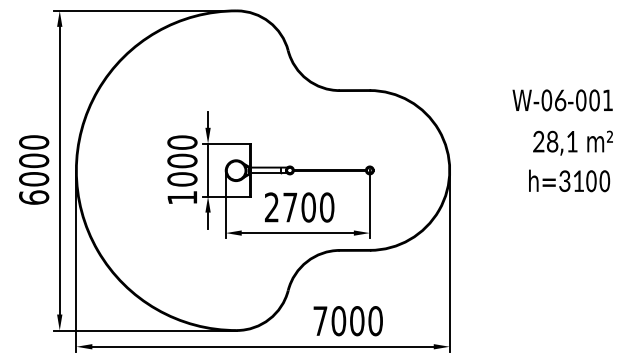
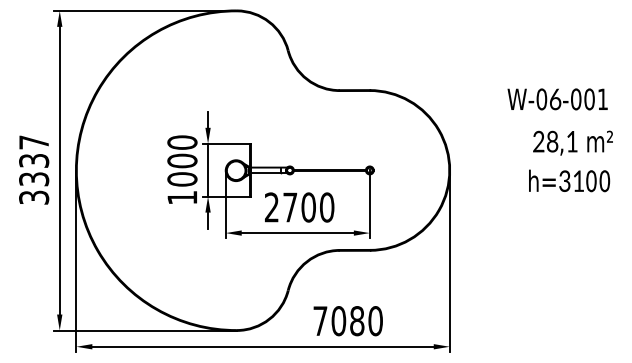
text position: (562, 100) -> (557, 99) (557, 99)
text: 6000 -> 3337 (34, 169)
text: 7000 -> 7080 (357, 320)
